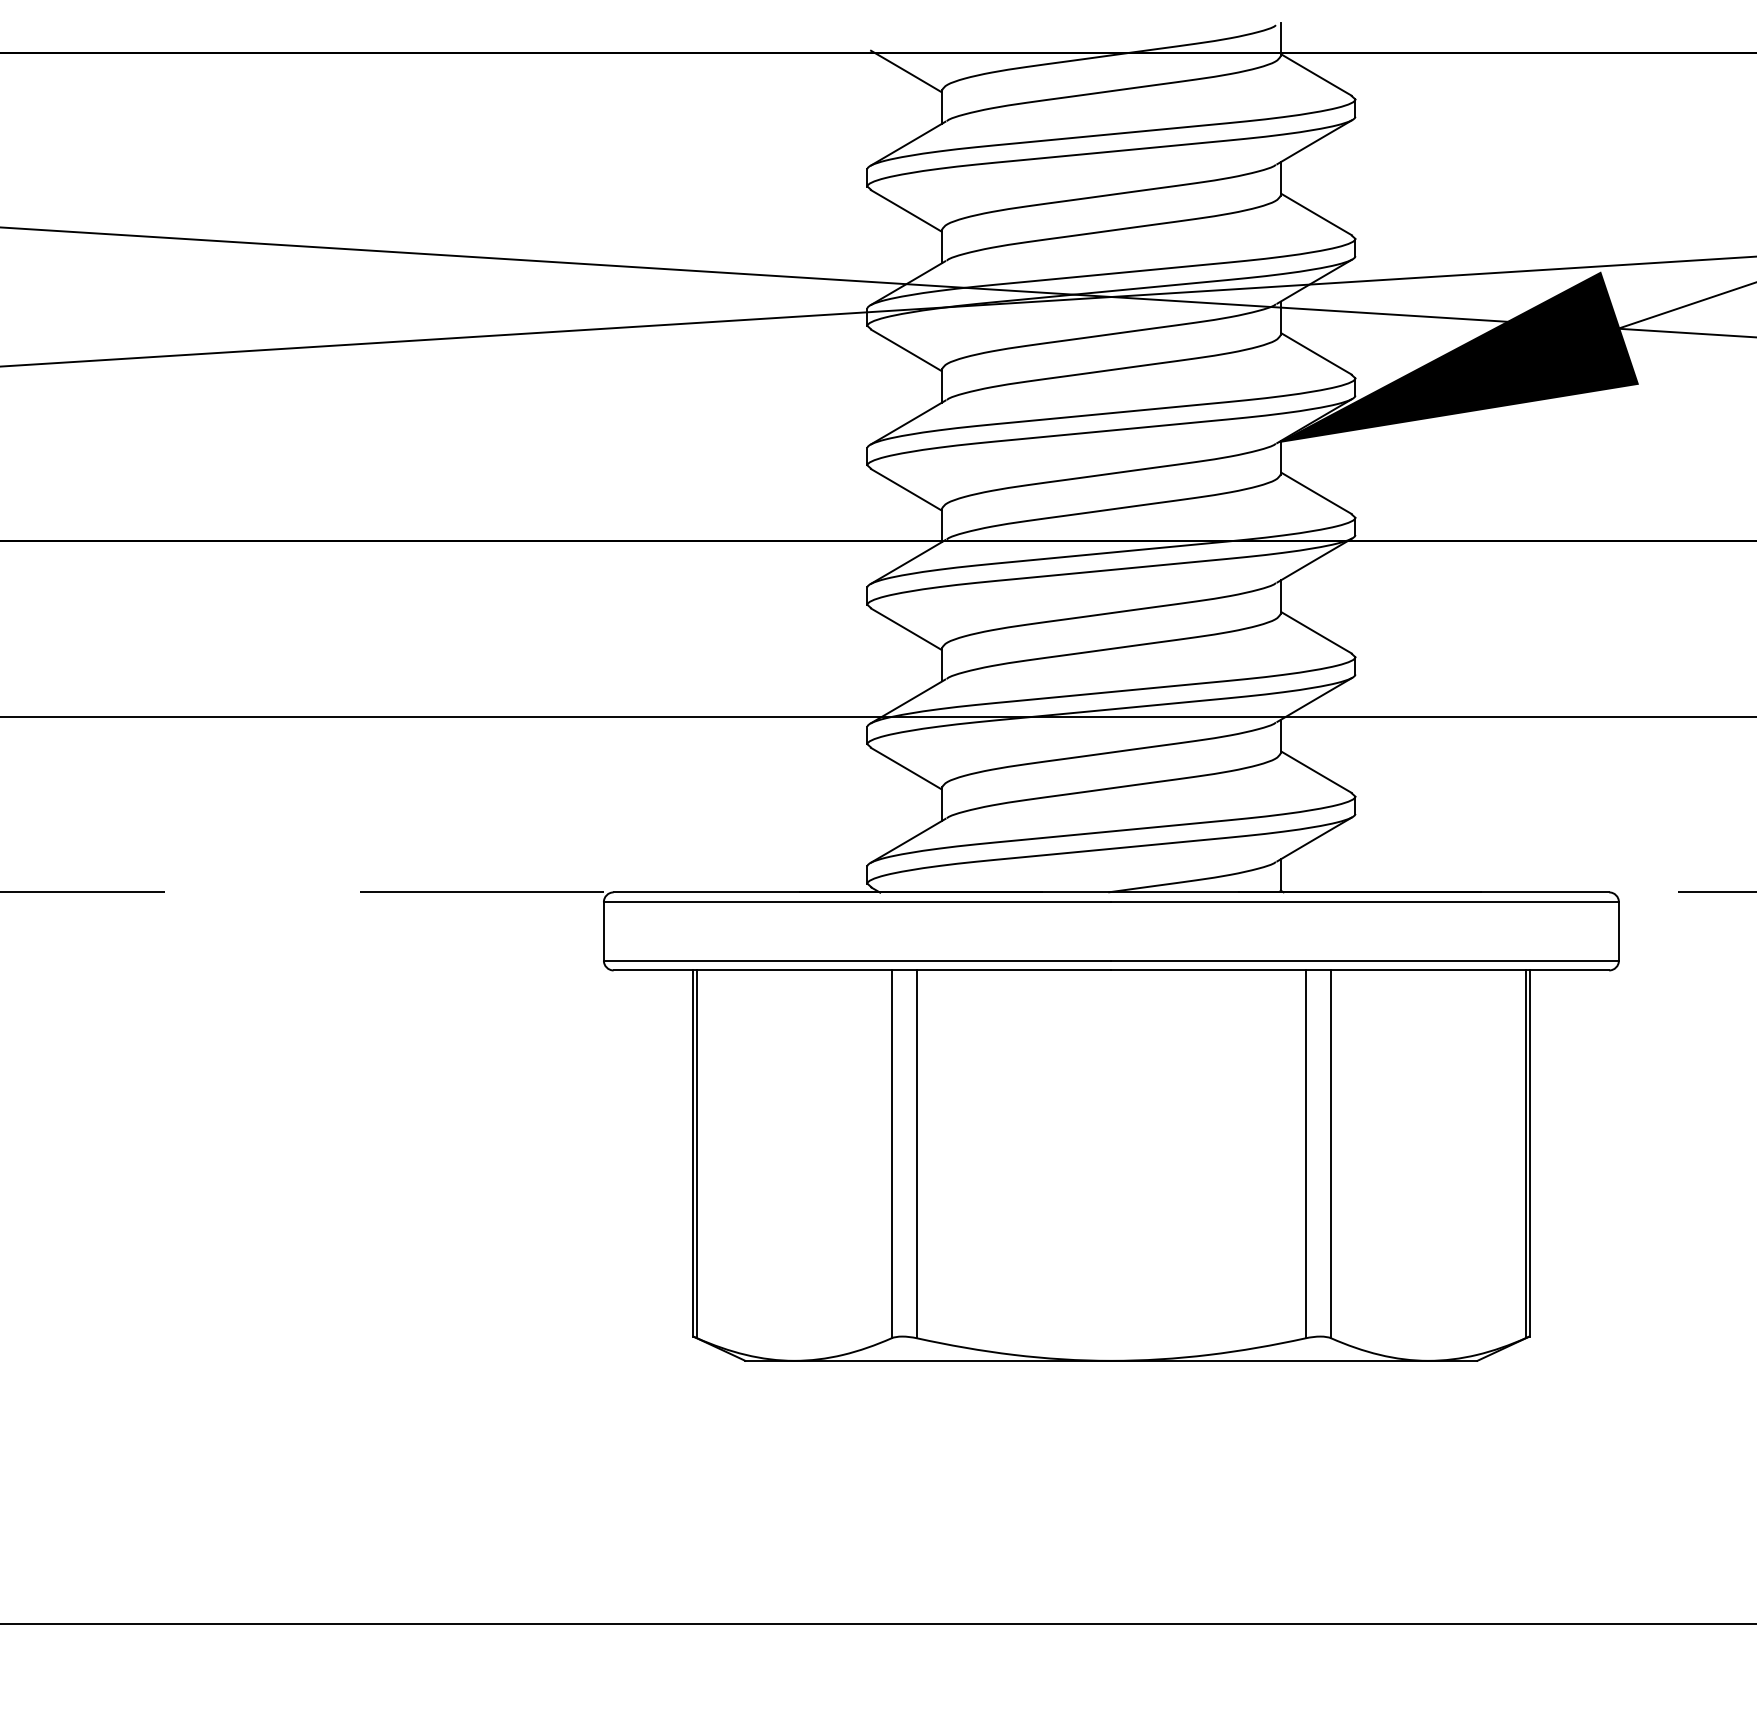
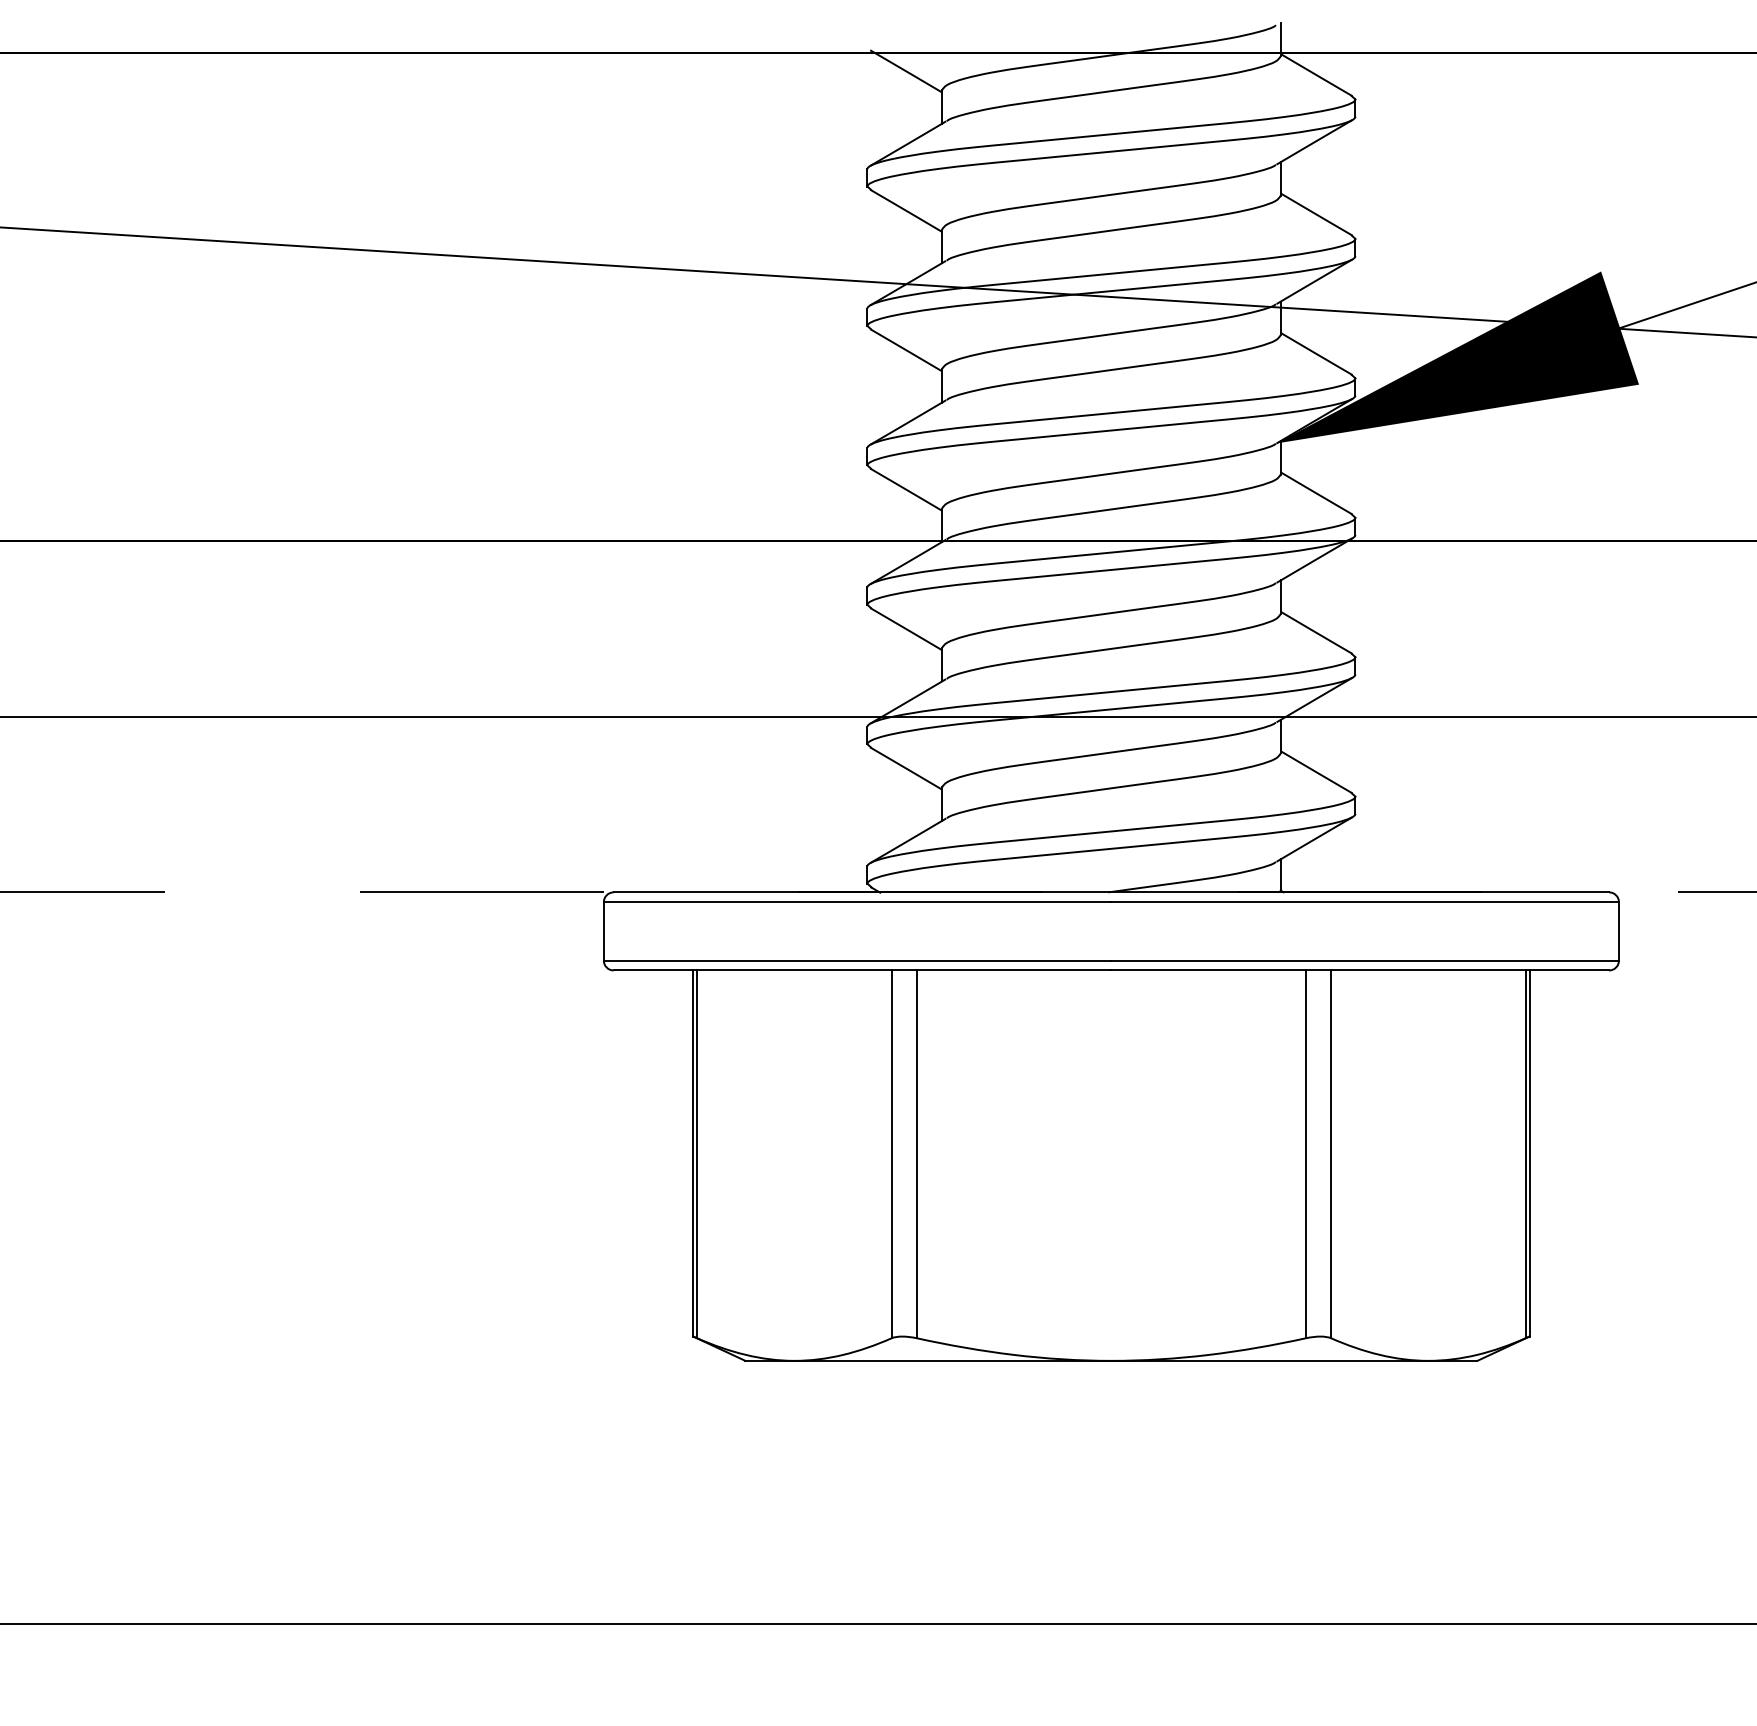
line: present -> none (877, 311)
